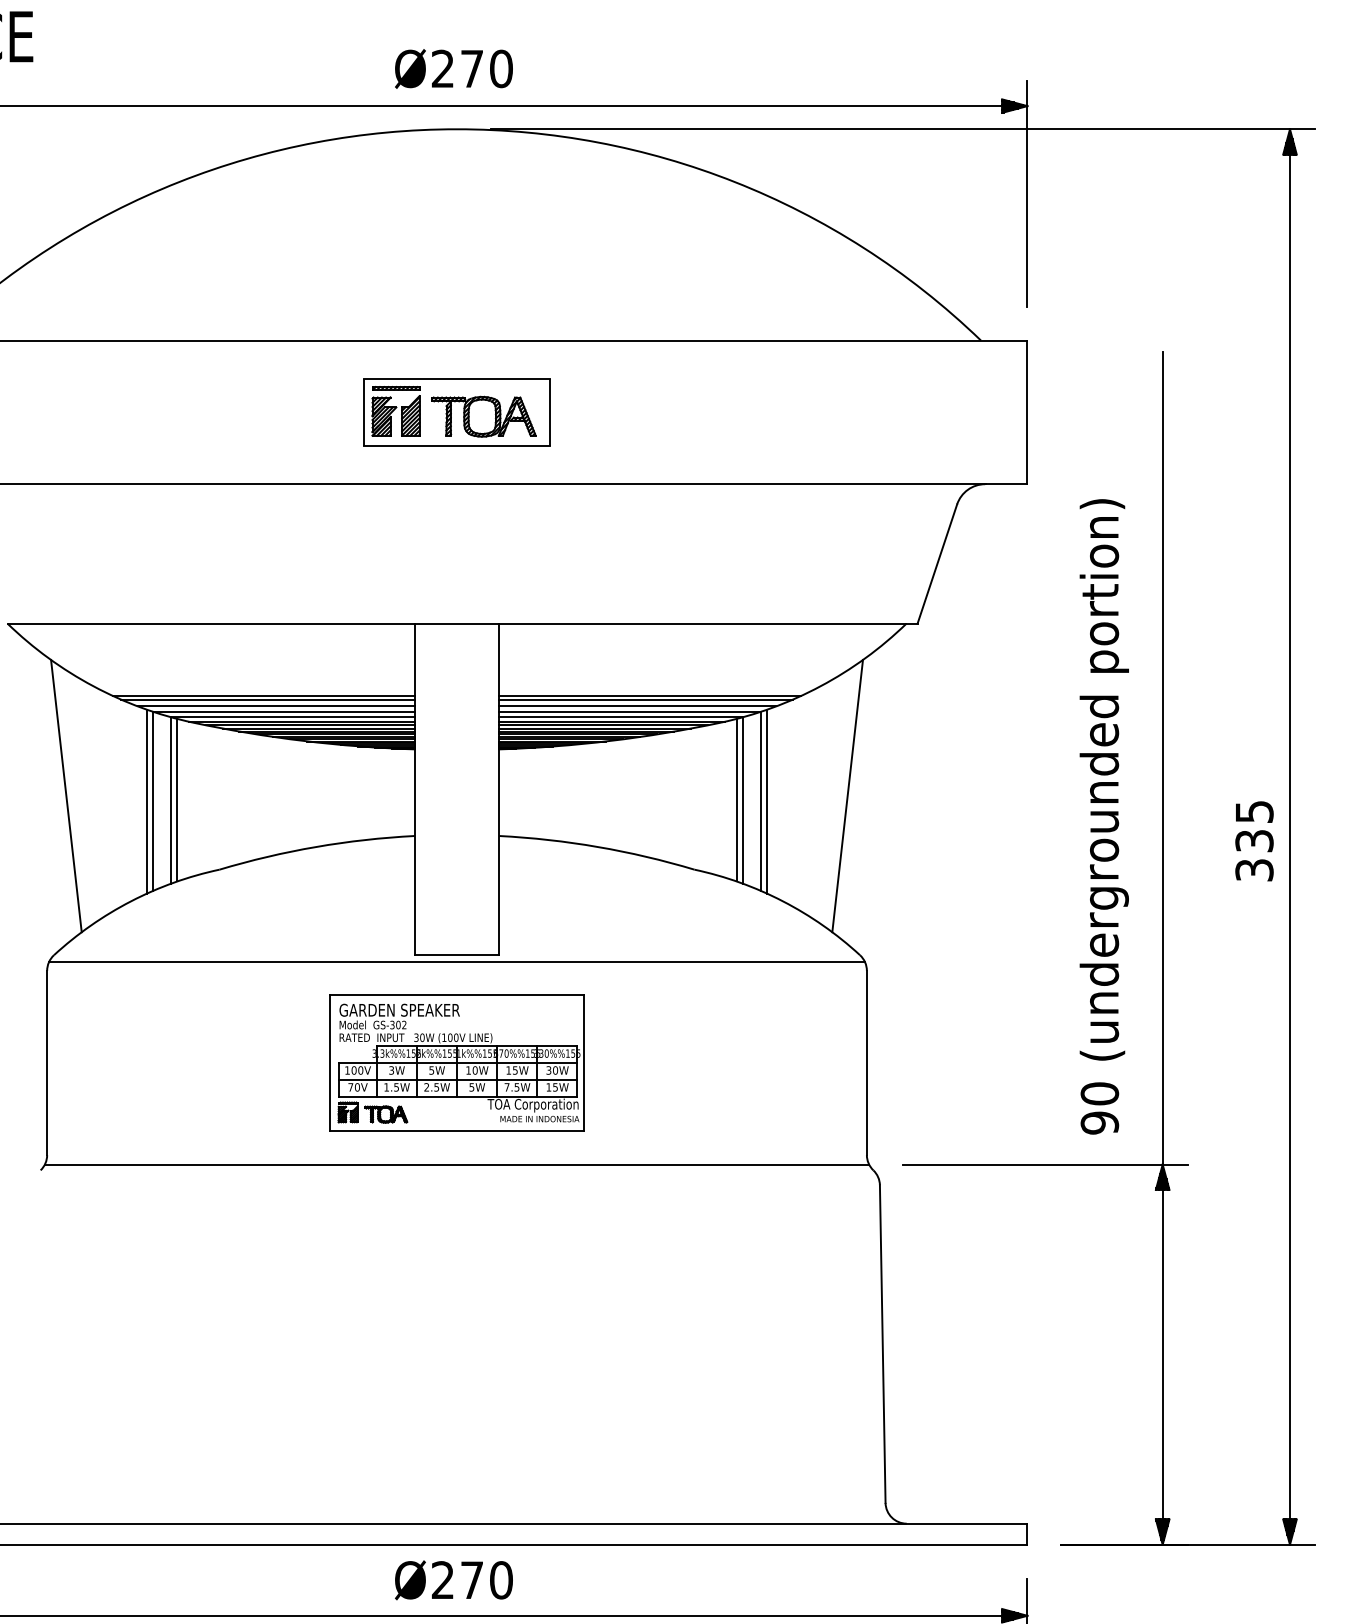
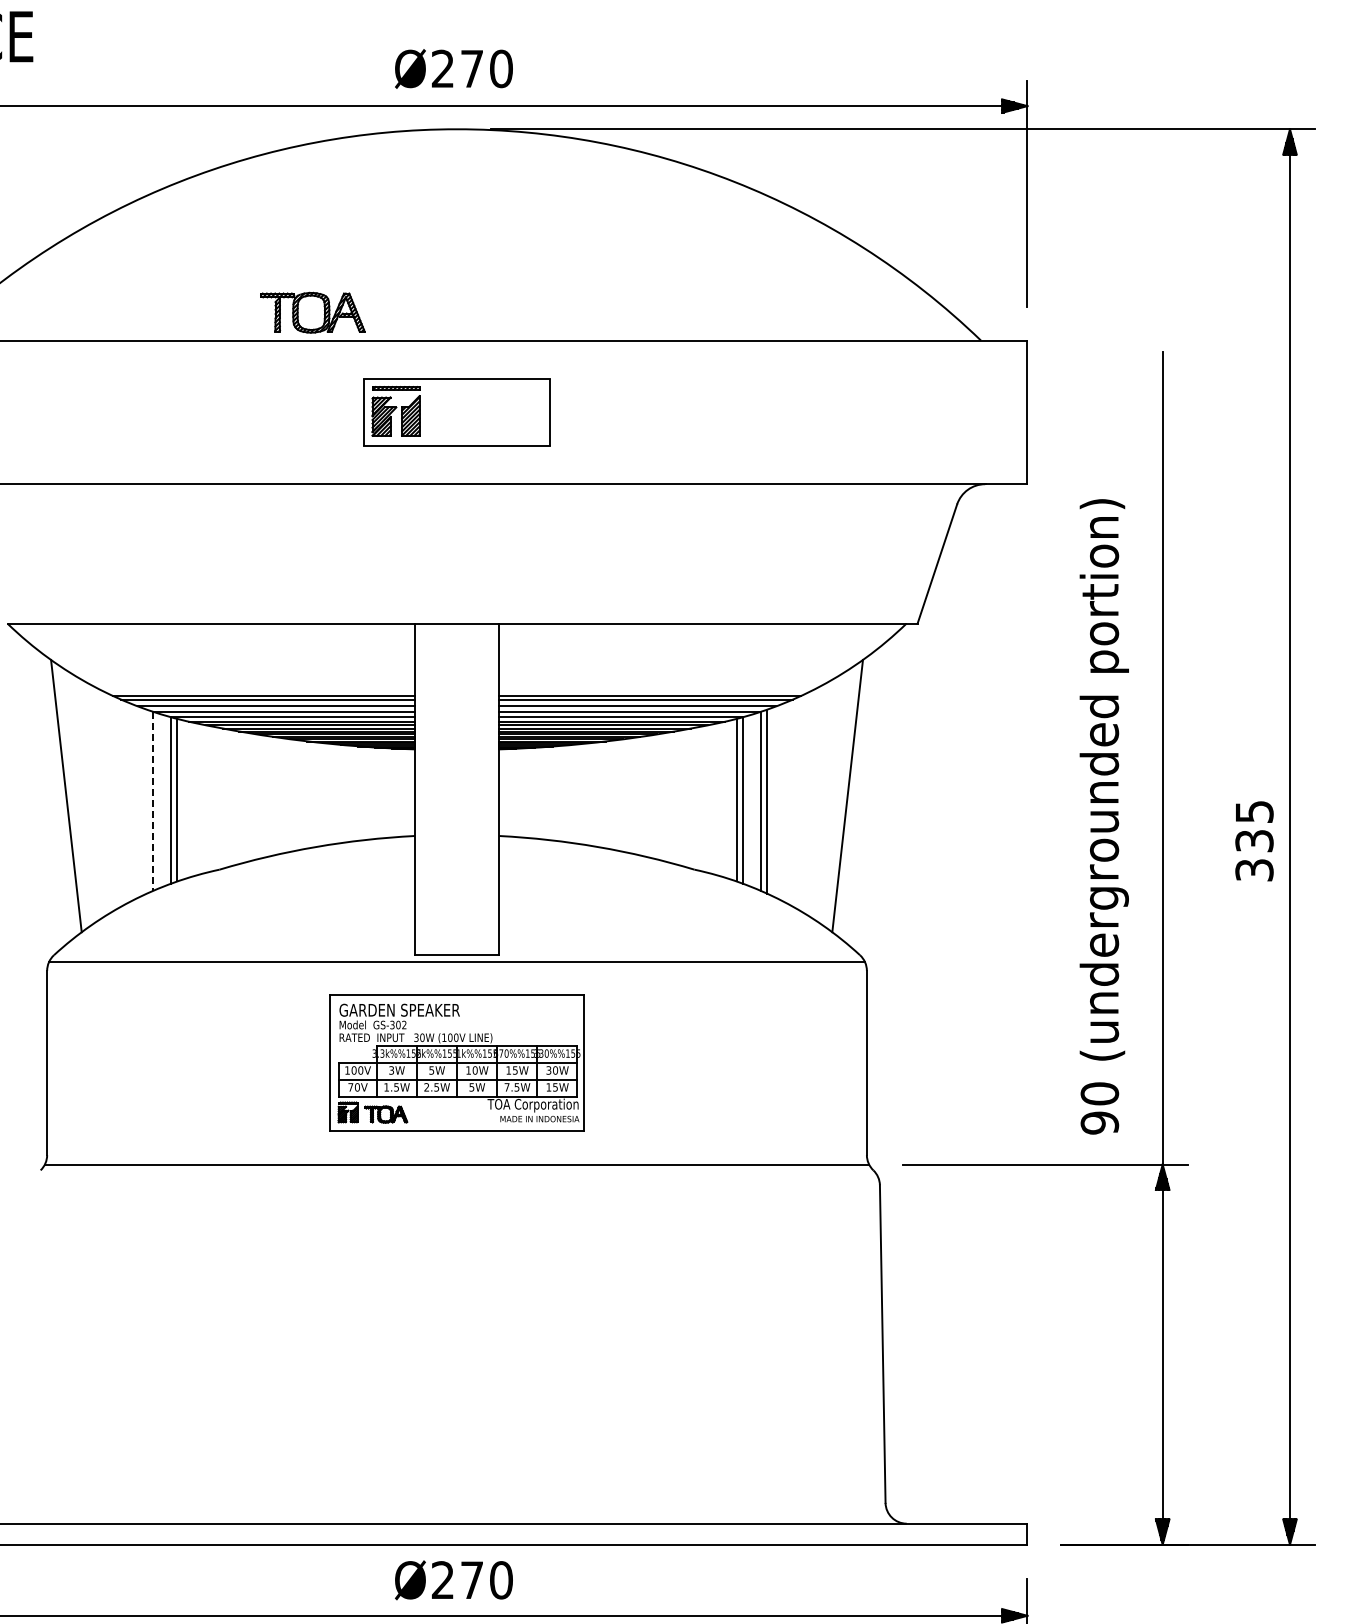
part position: (483, 416) -> (312, 312) (312, 312)
line: present -> none (146, 801)
line: solid -> dashed (153, 801)
